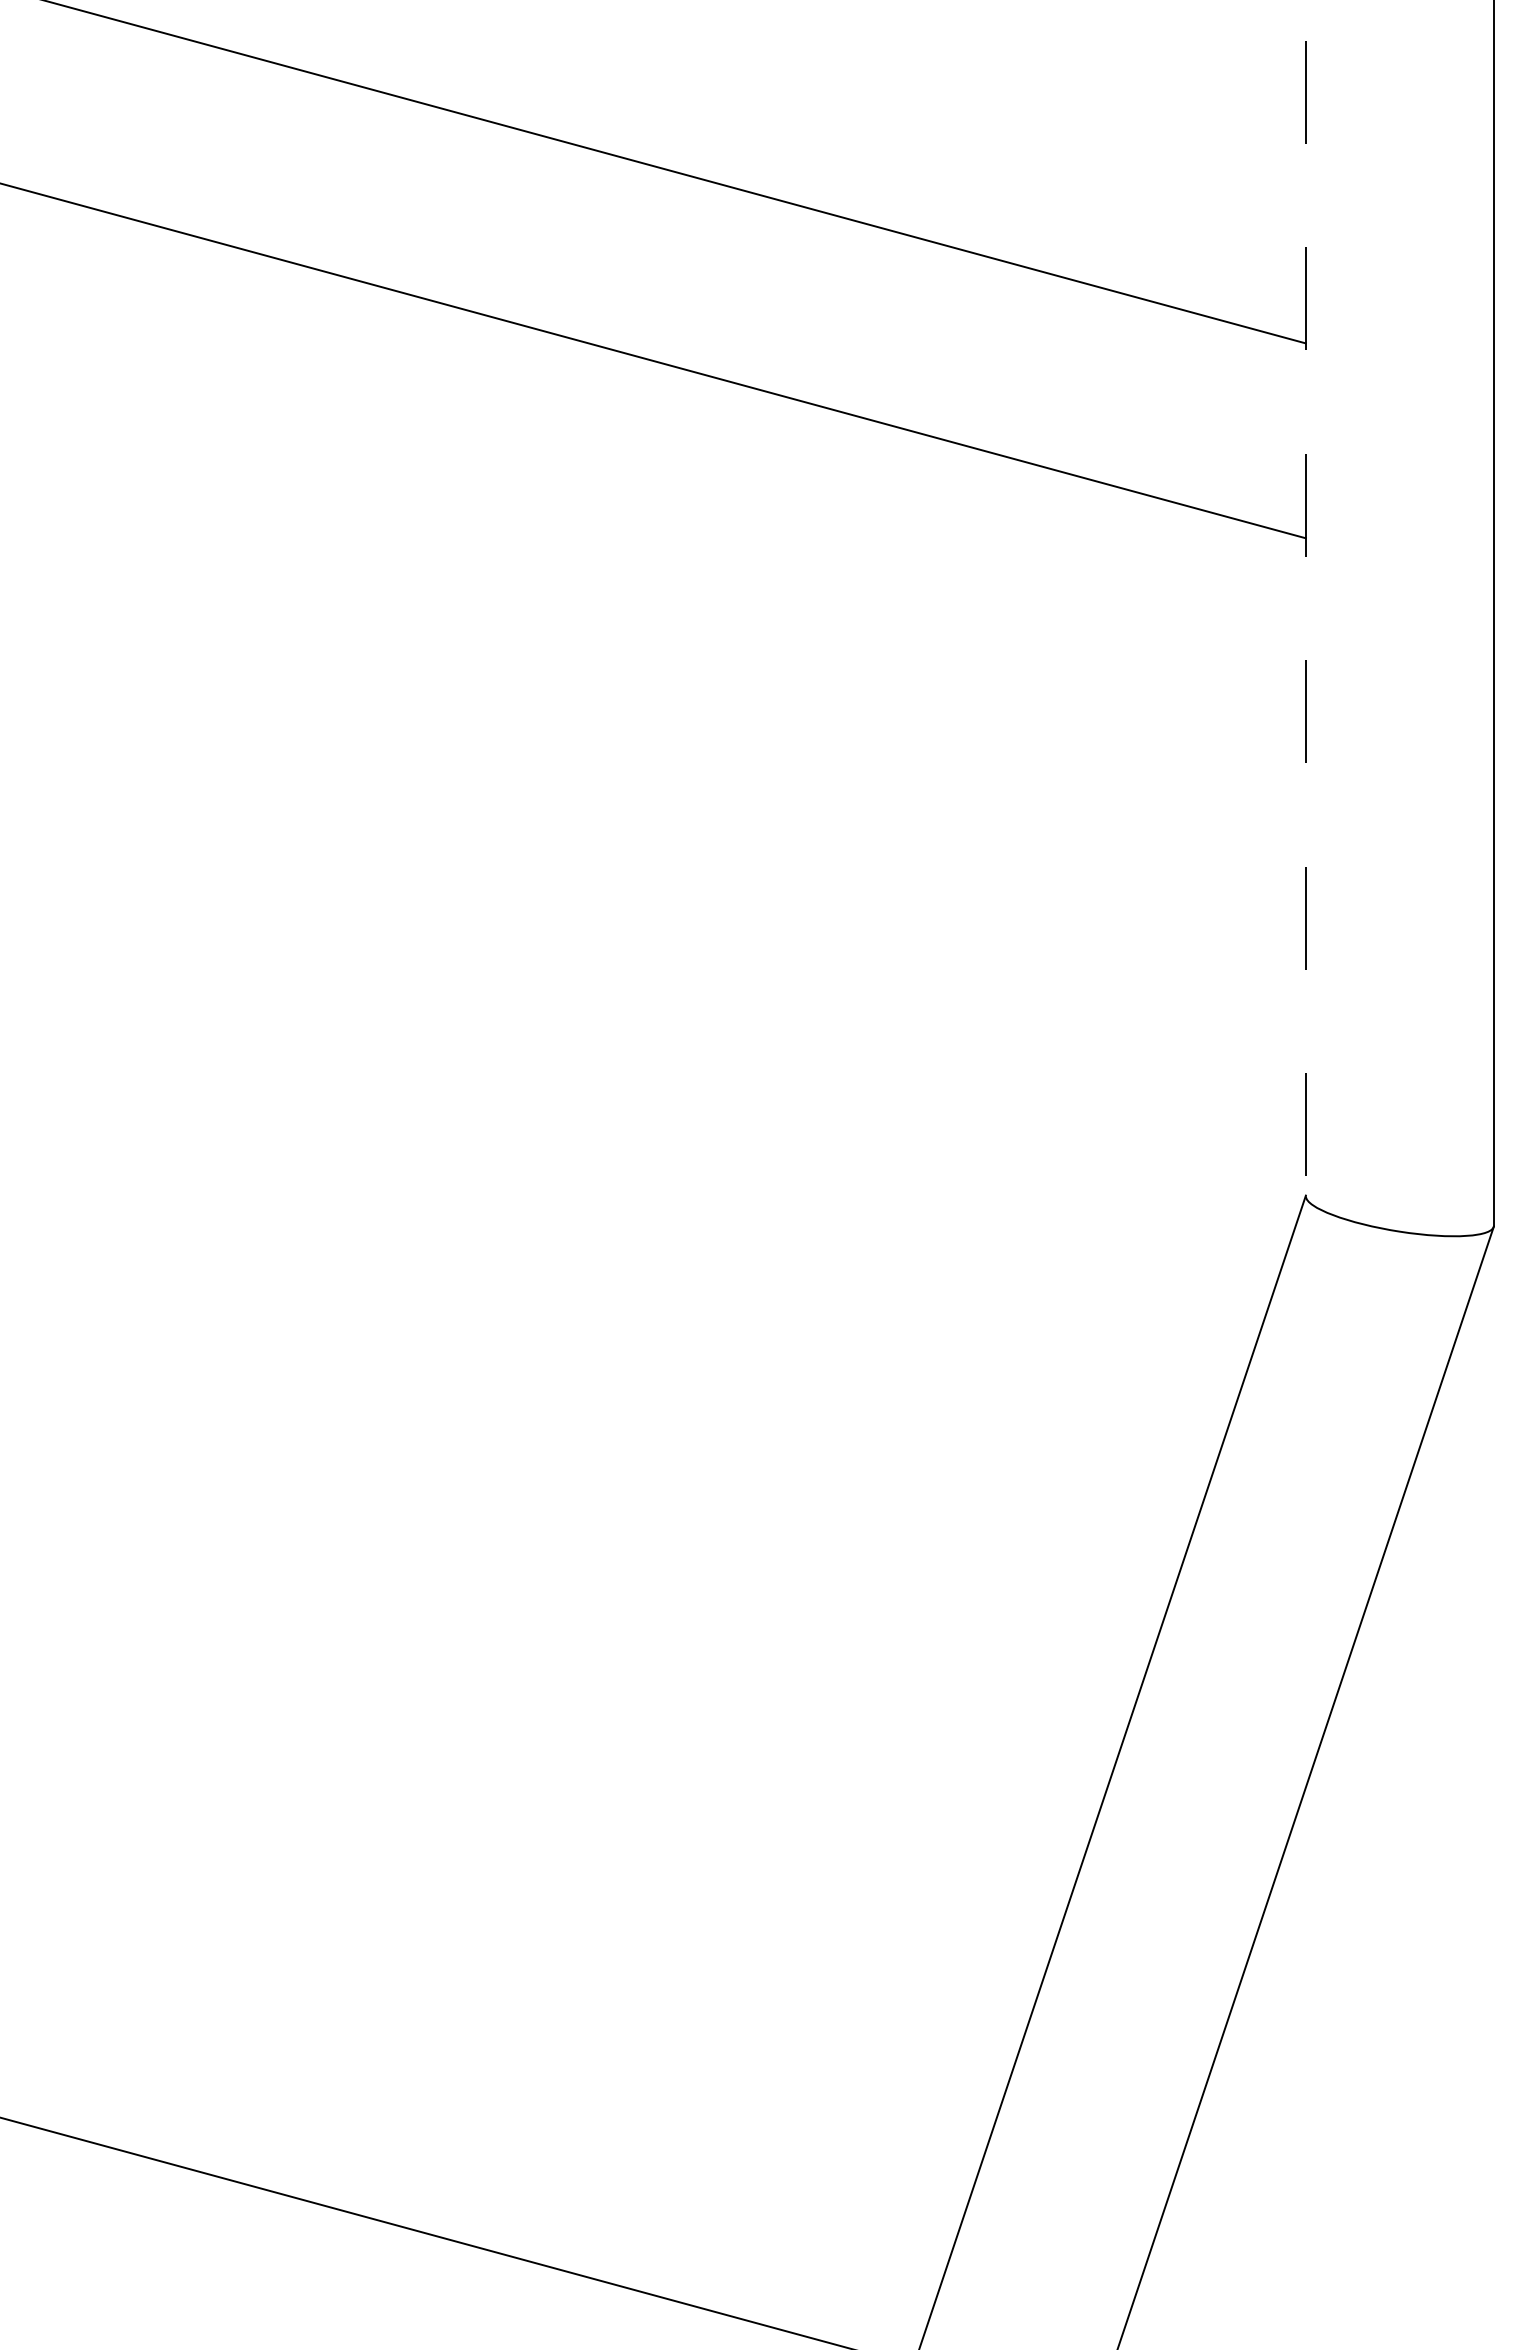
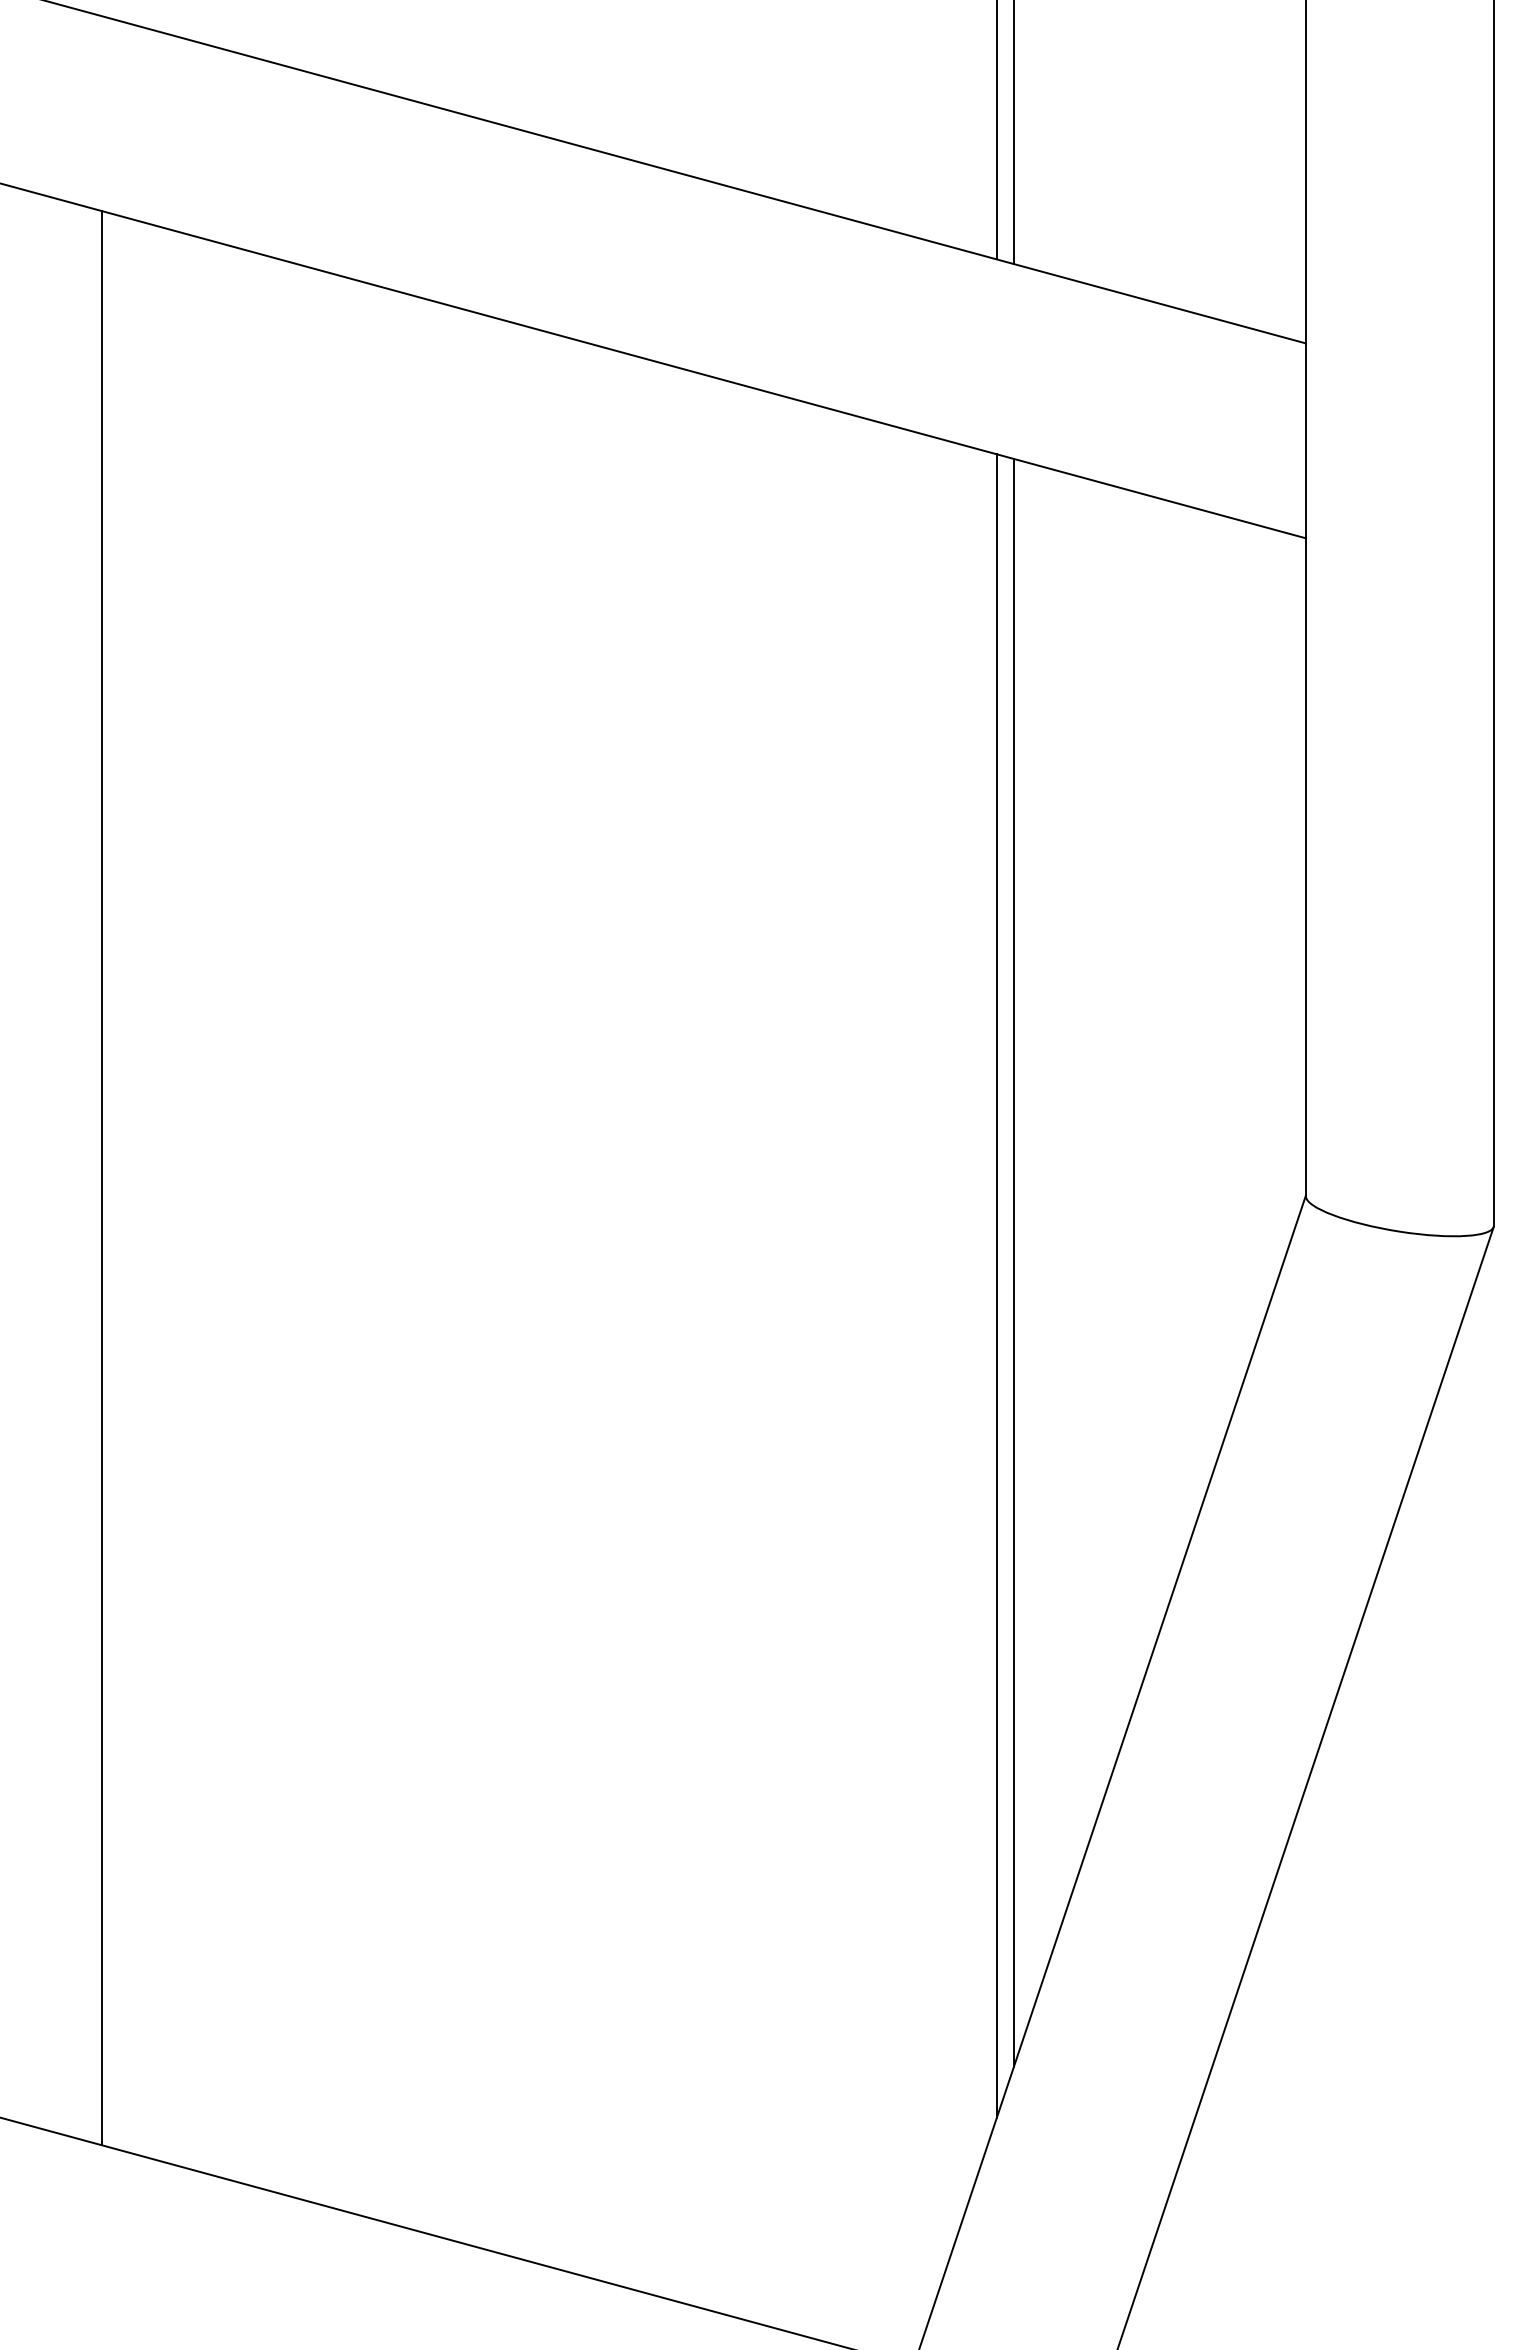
line: none -> present (996, 130)
line: none -> present (1013, 133)
line: dashed -> solid (1305, 598)
line: none -> present (101, 1178)
line: none -> present (1013, 1262)
line: none -> present (996, 1285)
